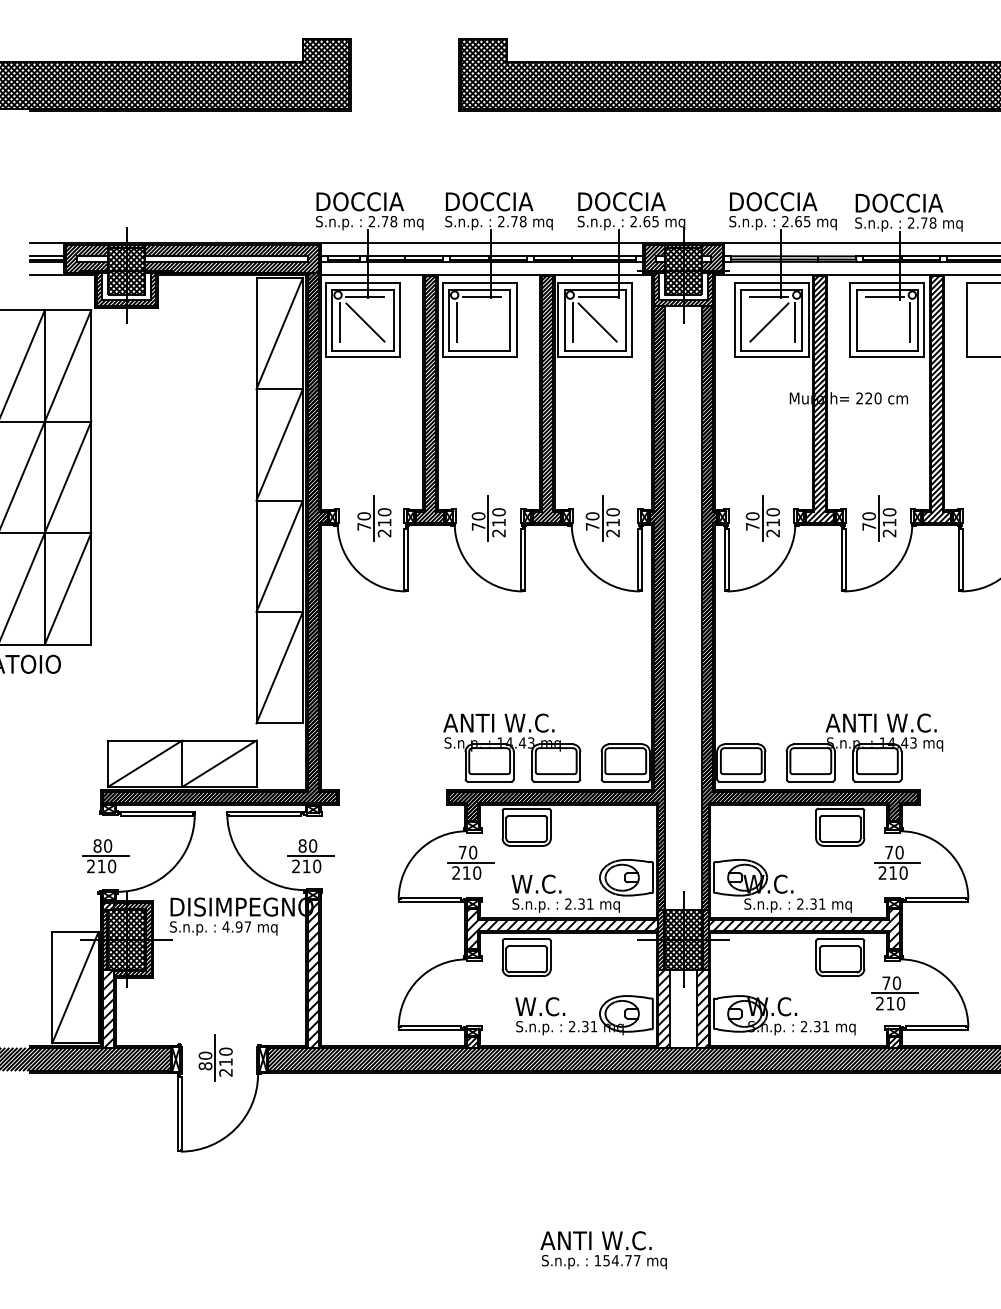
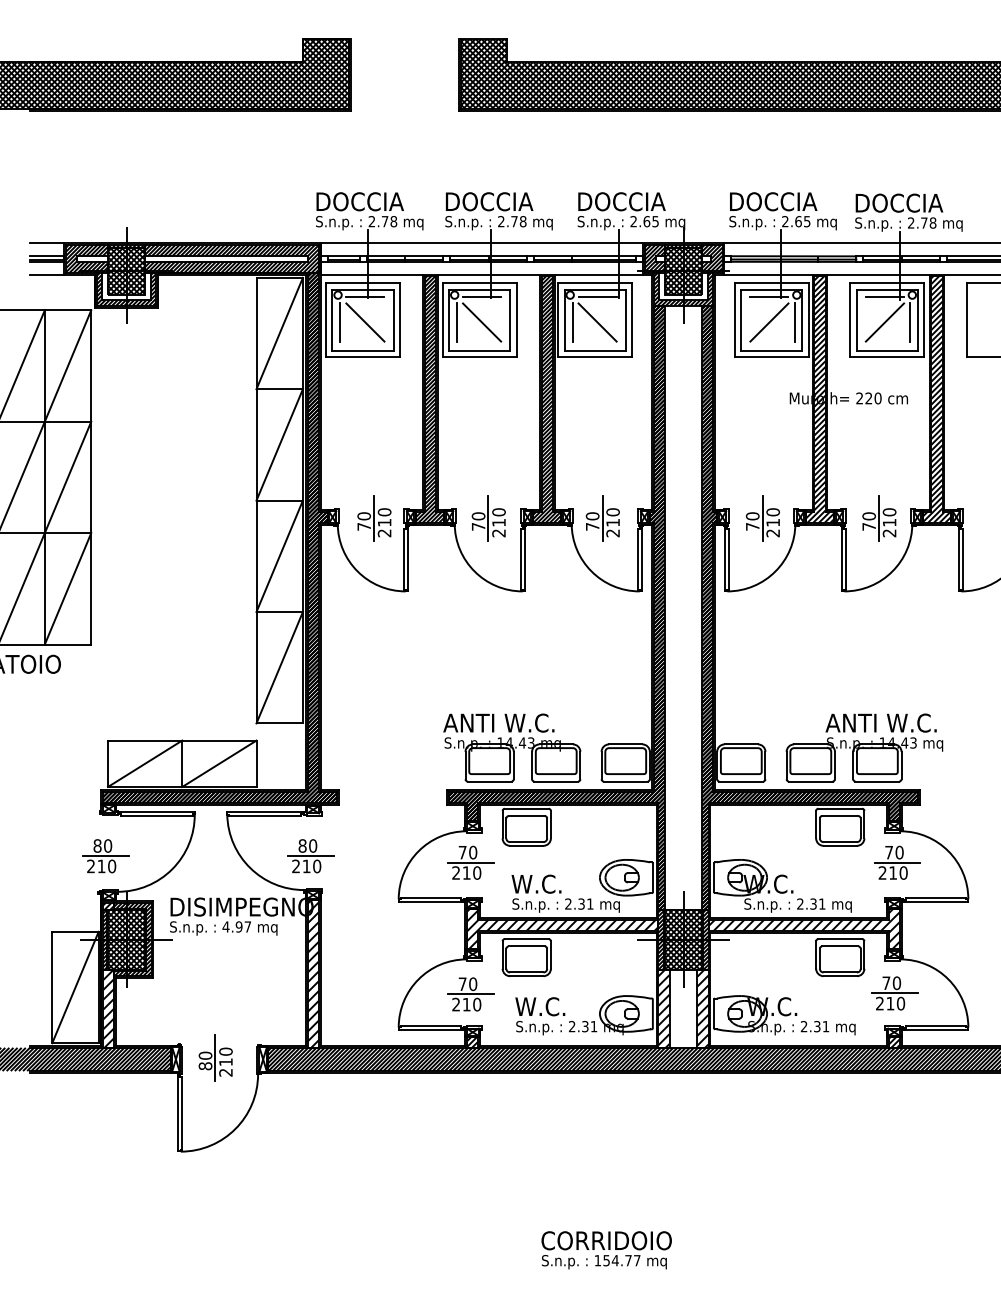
line: none -> present (482, 322)
line: none -> present (884, 322)
part: none -> present (470, 994)
text: ANTI W.C. -> CORRIDOIO (605, 1240)
